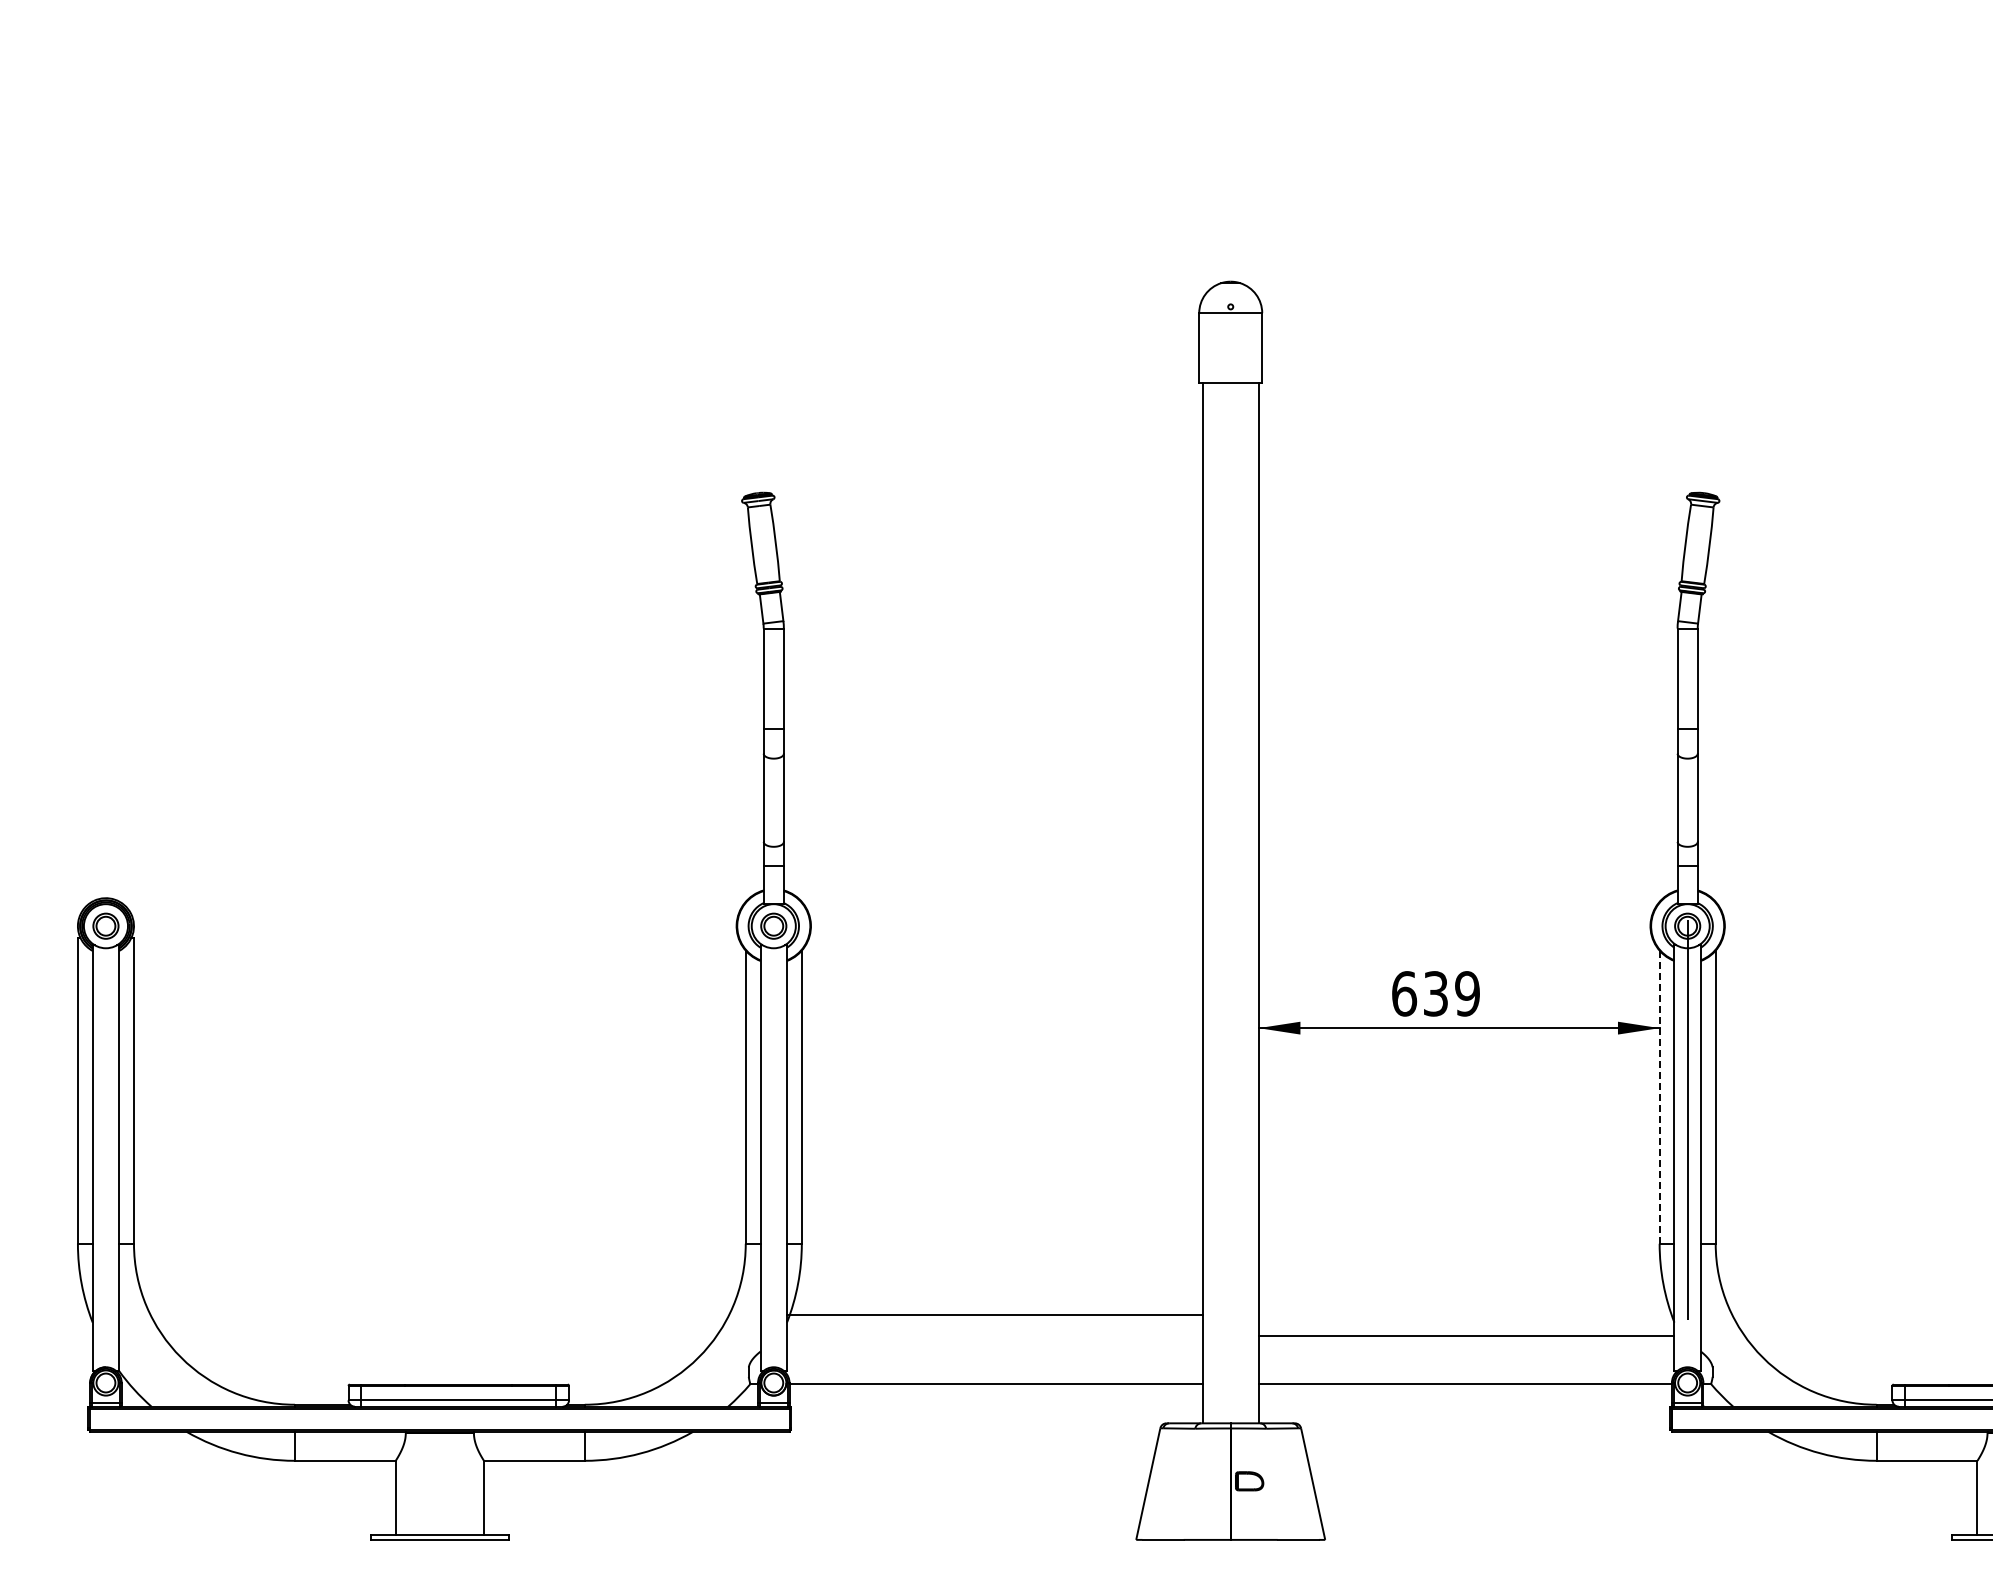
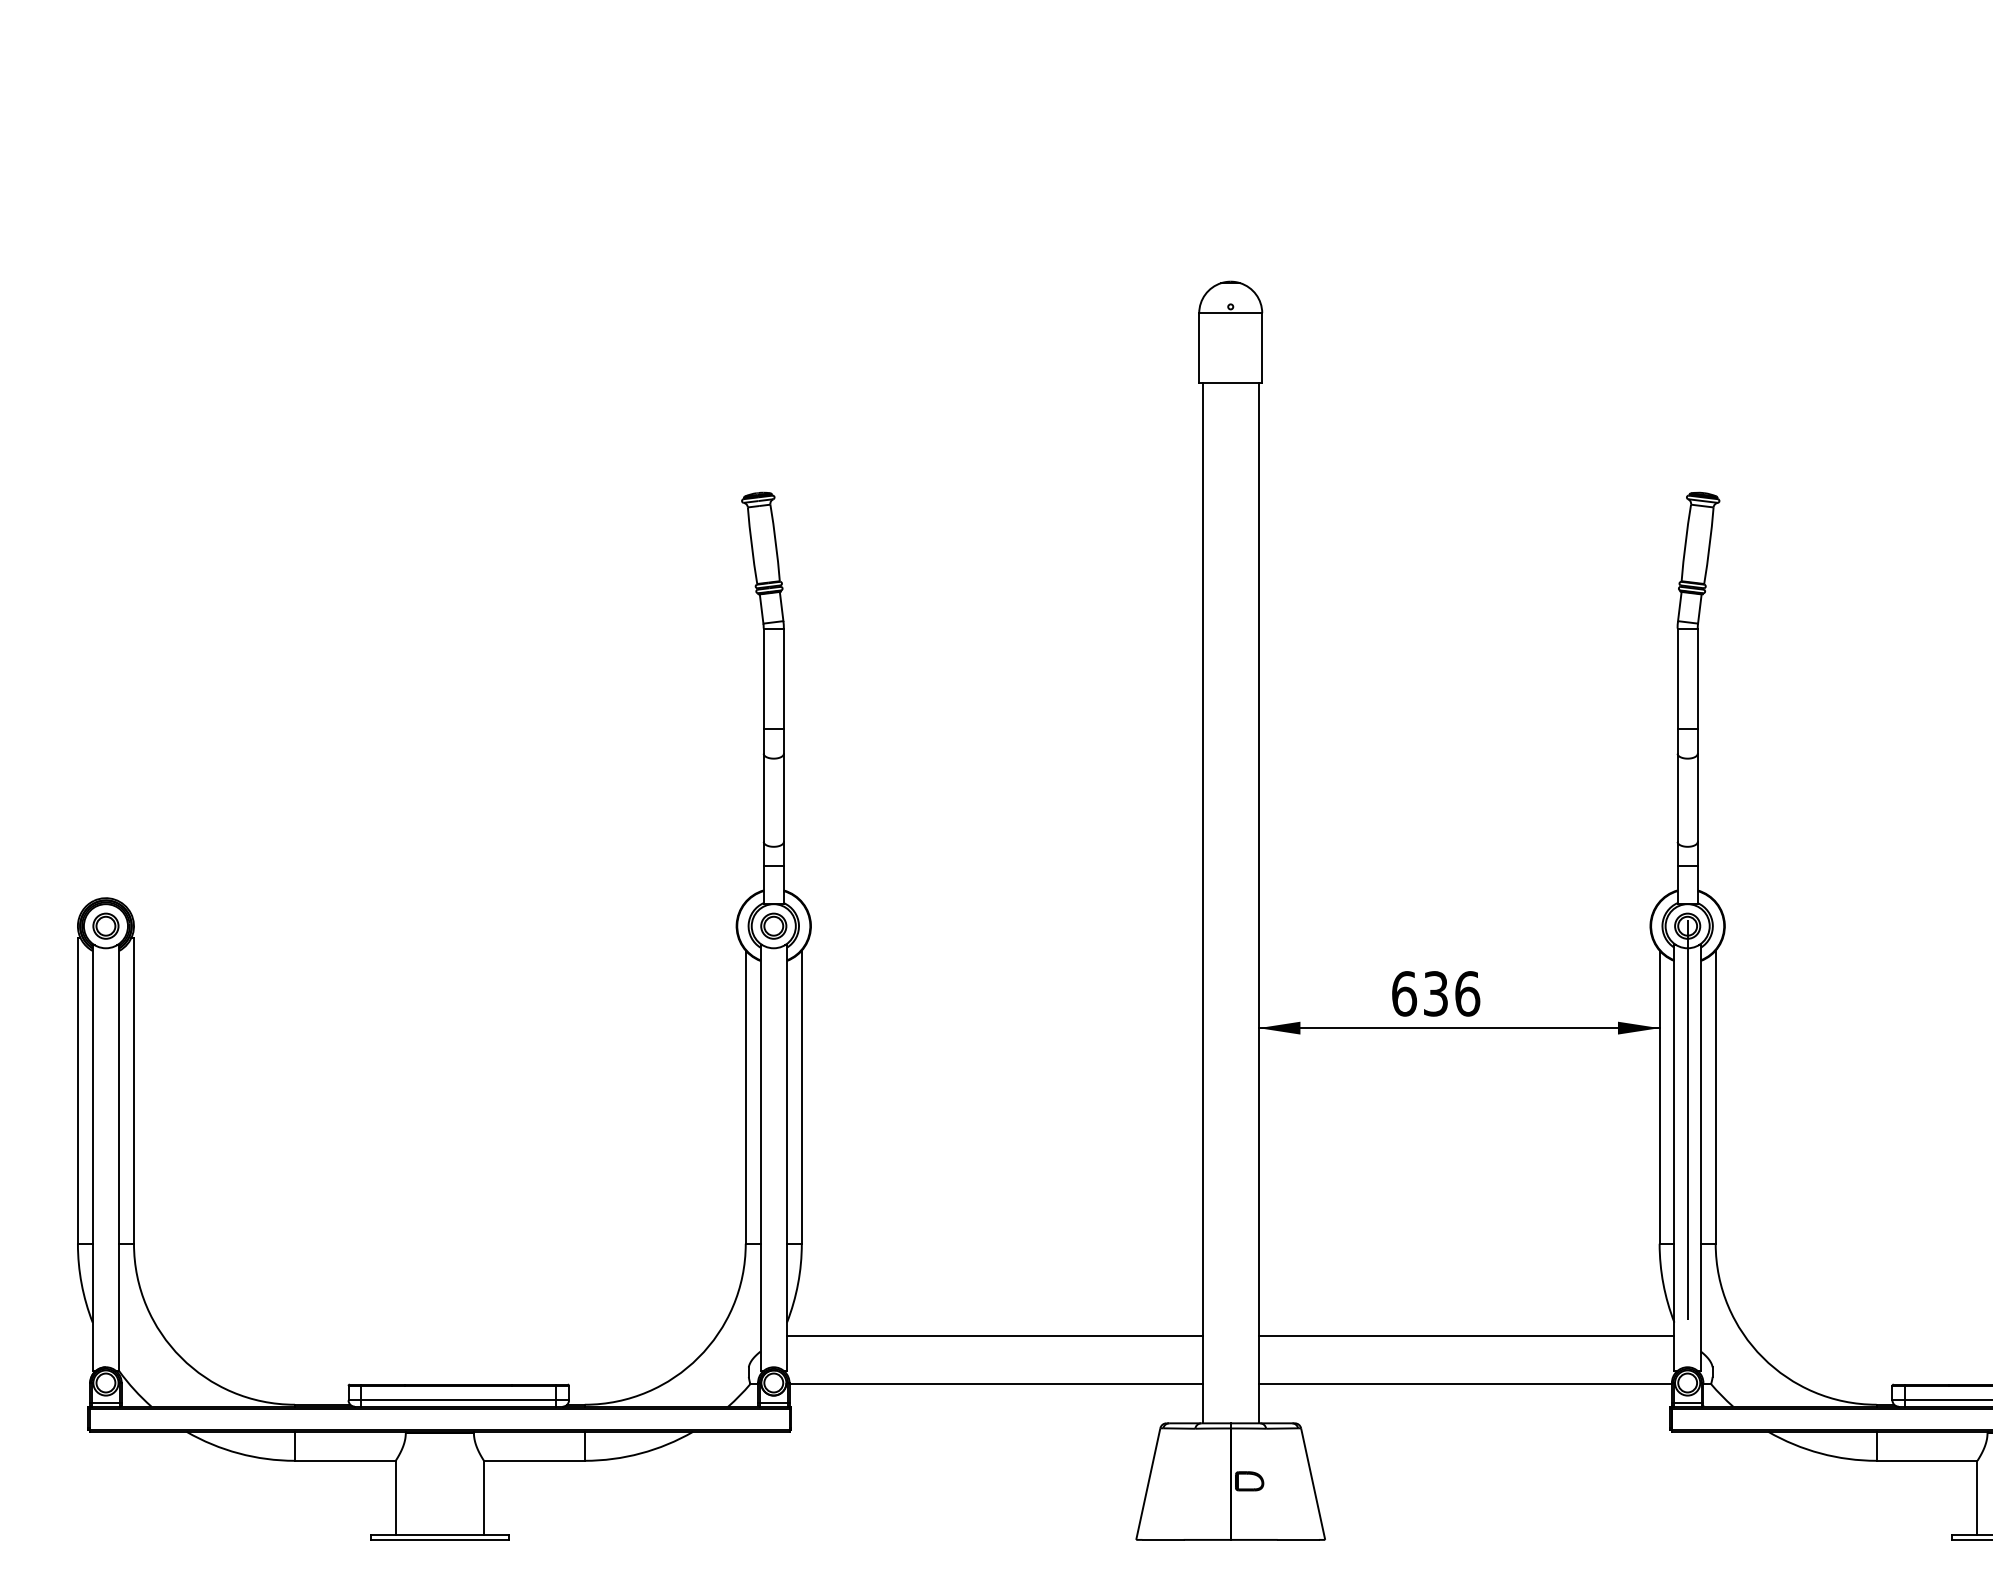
text: 639 -> 636 (1467, 993)
line: dashed -> solid (1659, 1097)
line position: (994, 1315) -> (994, 1336) (994, 1336)
